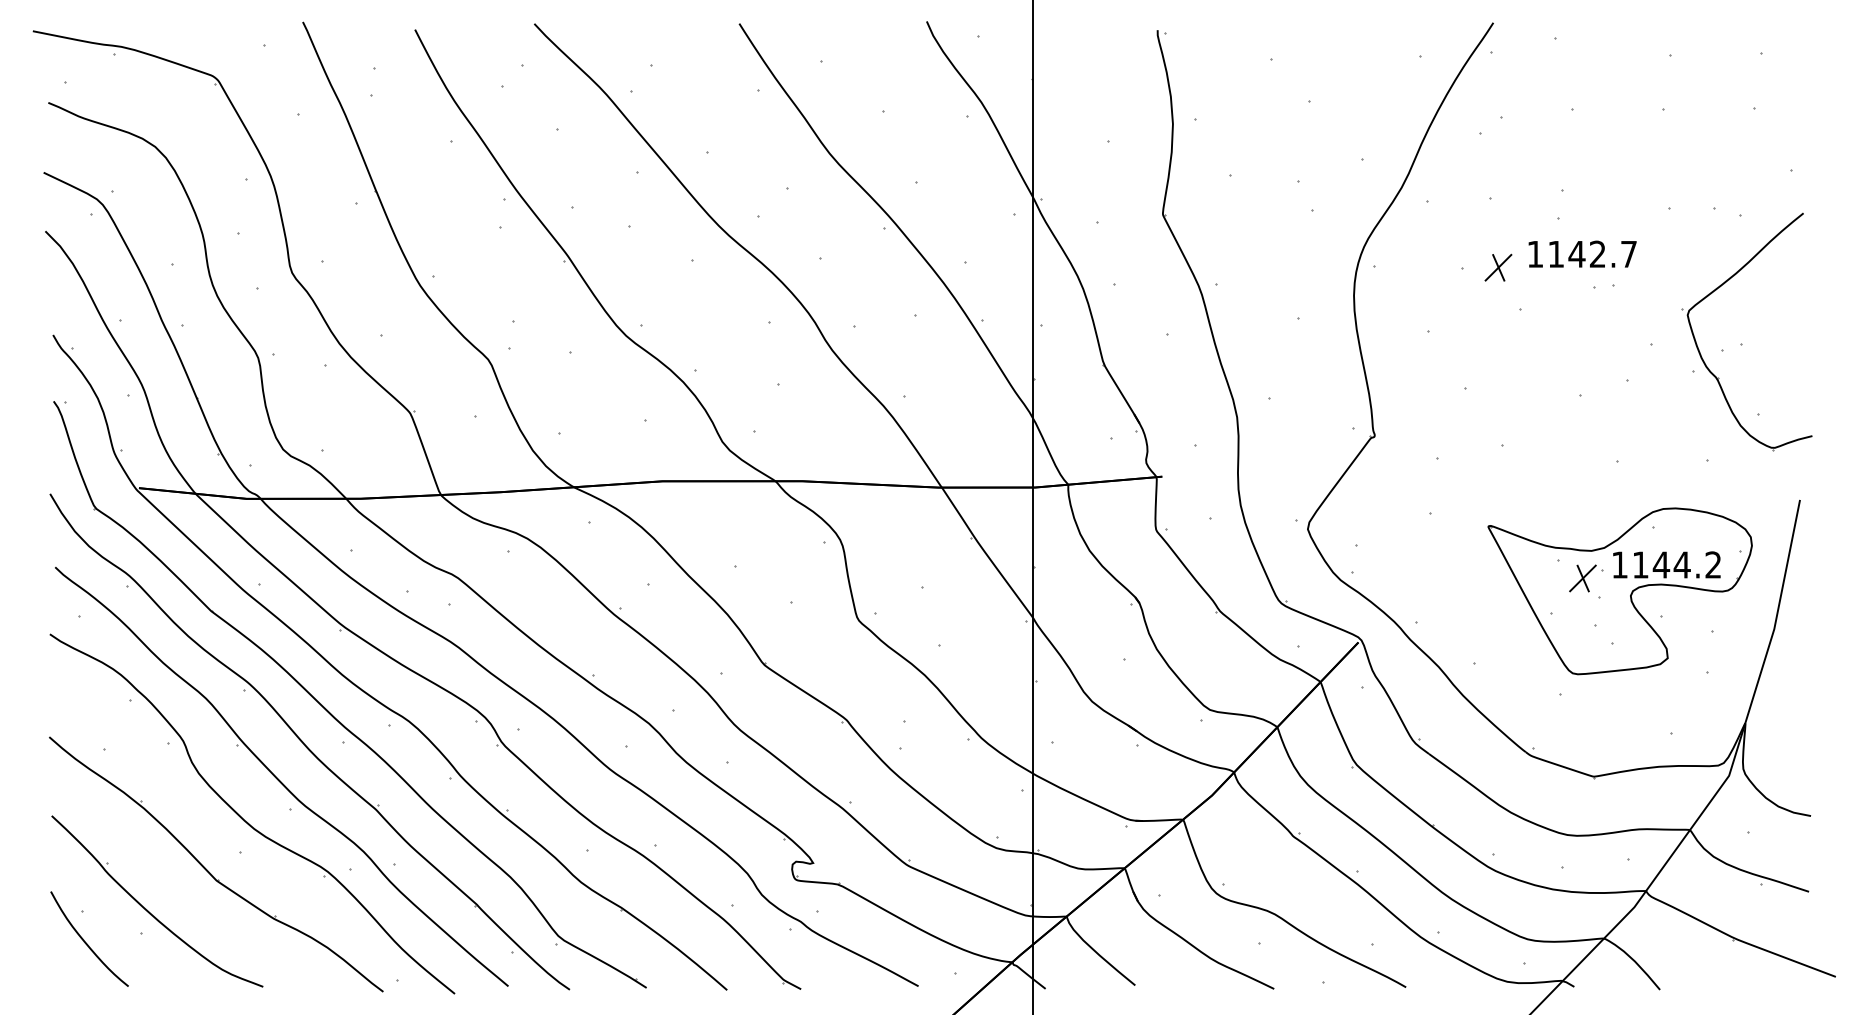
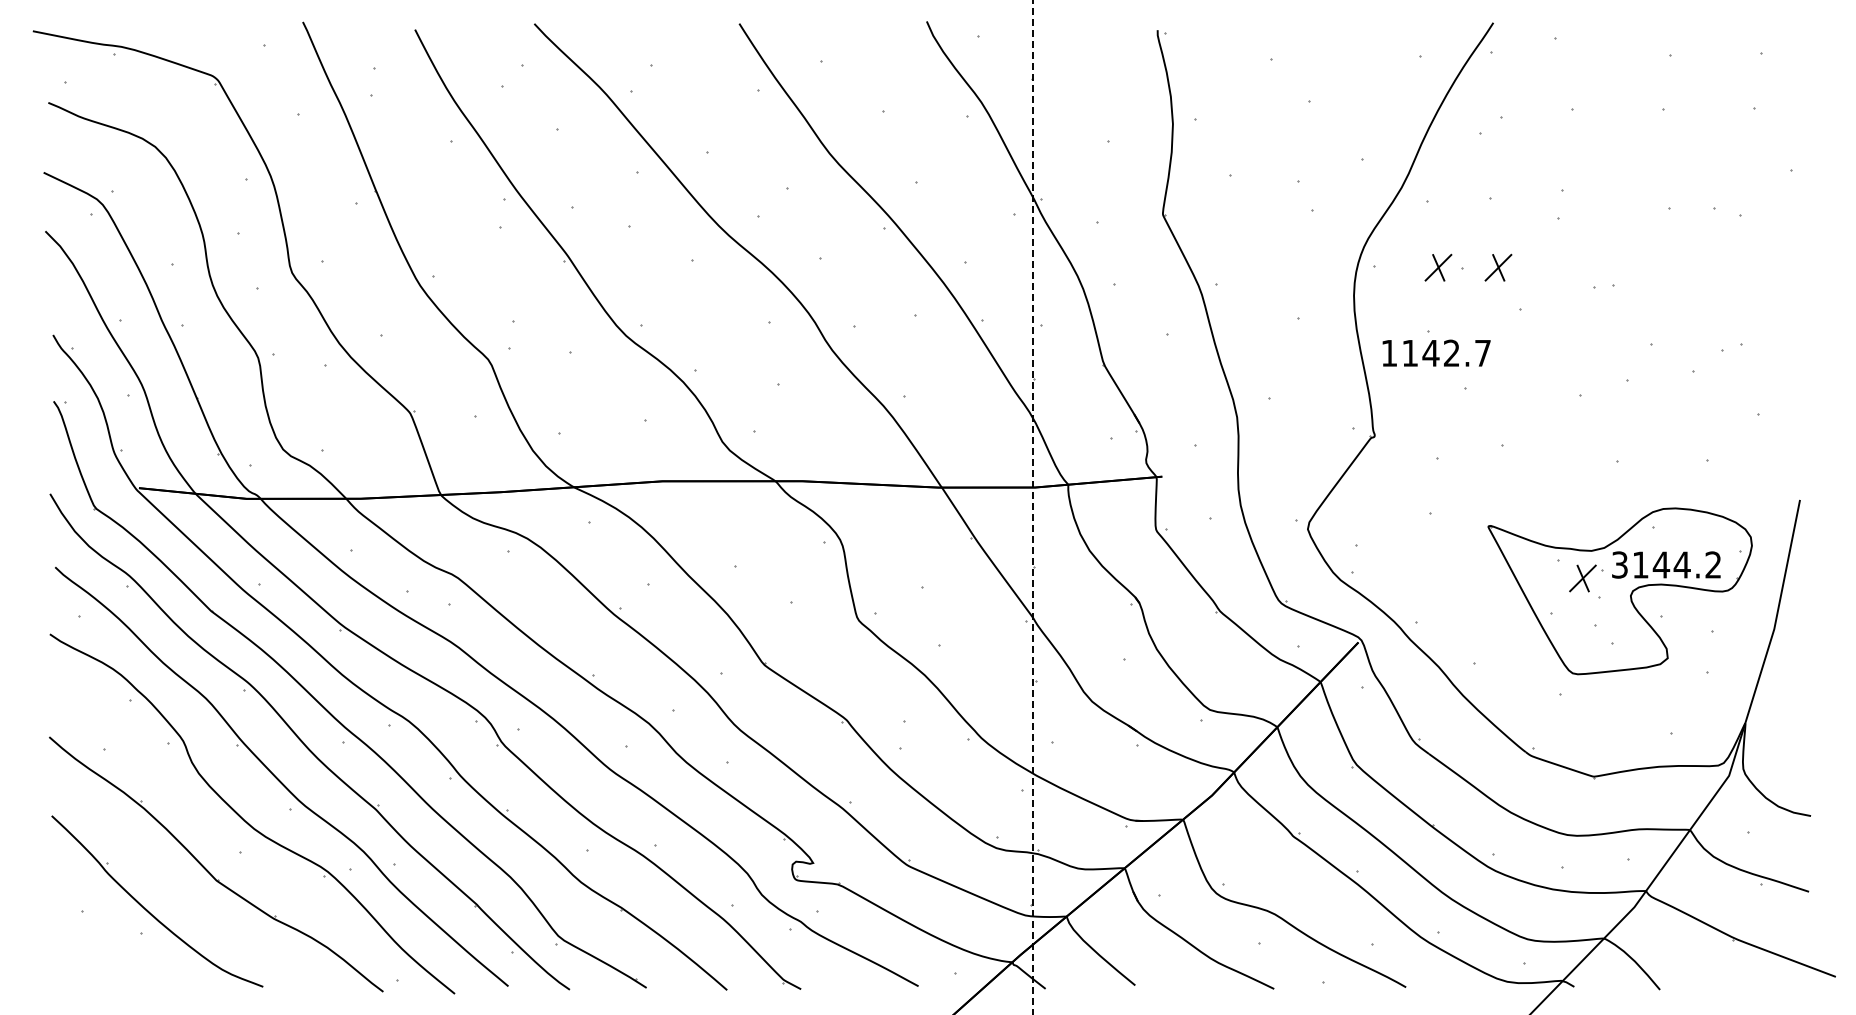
text position: (1582, 253) -> (1436, 352) (1436, 352)
part: none -> present (1438, 267)
part: present -> none (1699, 349)
line: solid -> dashed (1032, 507)
text: 1144.2 -> 3144.2 (1619, 564)
curve: present -> none (85, 941)
